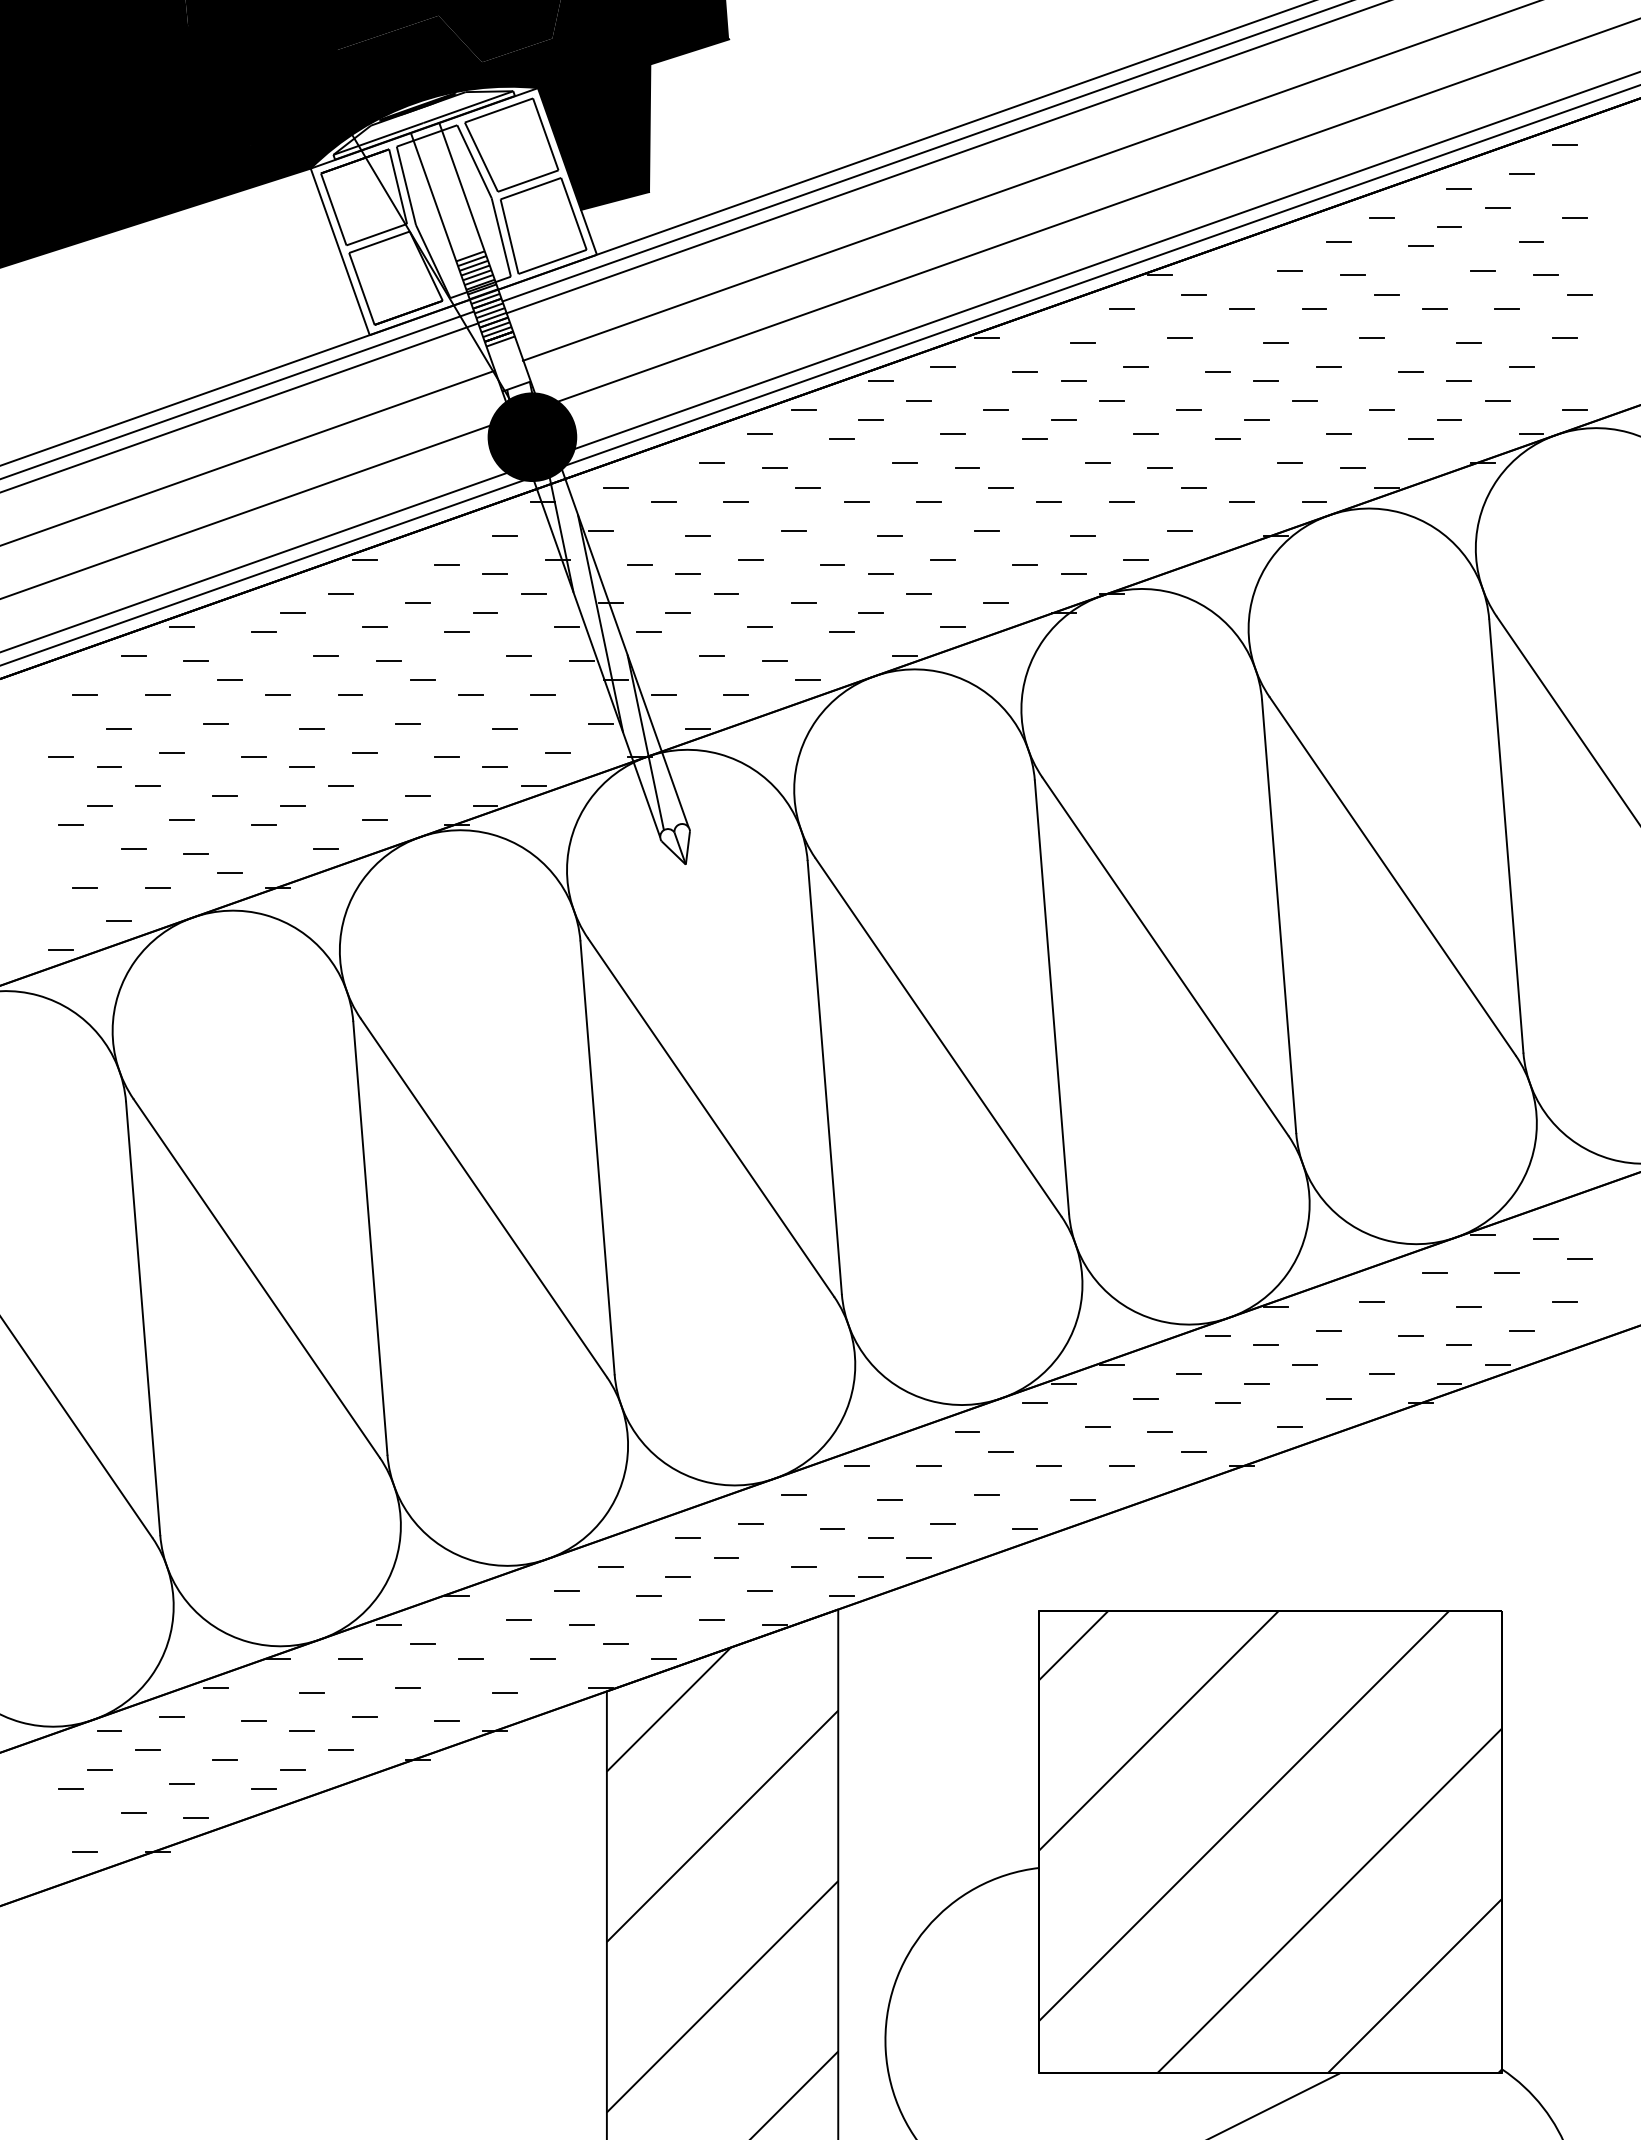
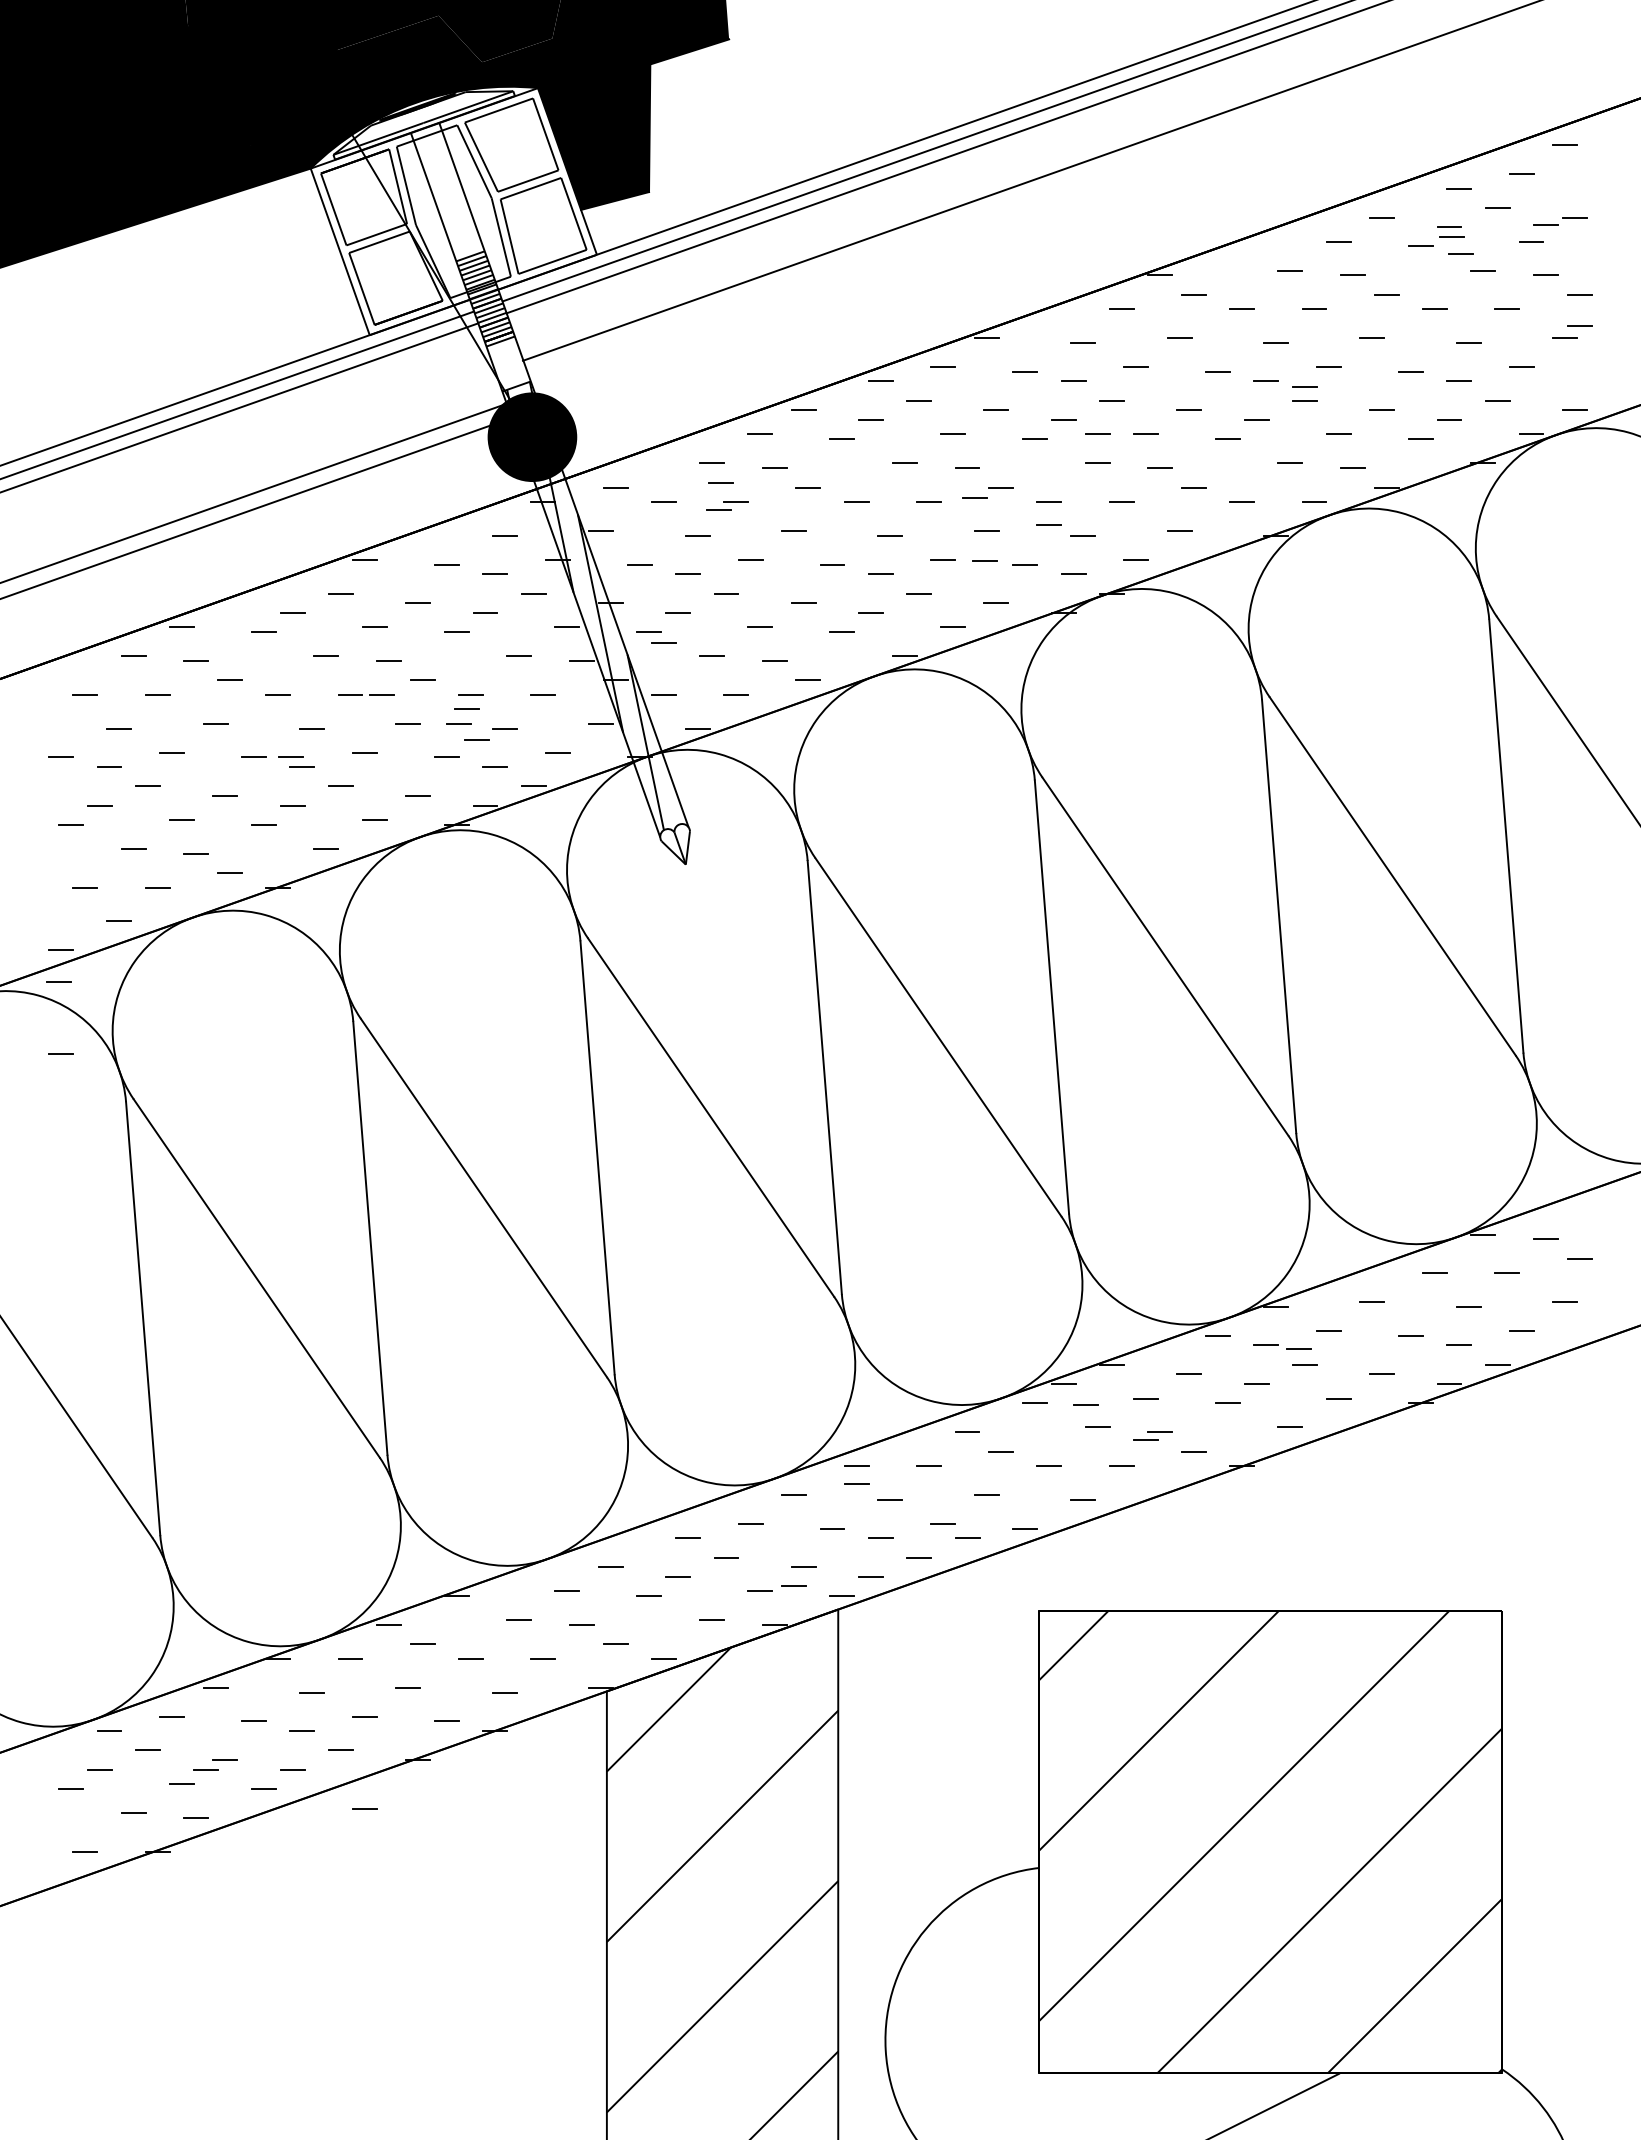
line: present -> none (1088, 213)
line: none -> present (1545, 224)
line: none -> present (1451, 236)
line: none -> present (1460, 253)
line: present -> none (1096, 263)
line: present -> none (1099, 276)
line: none -> present (1579, 325)
line: none -> present (1304, 386)
line: none -> present (1097, 433)
line position: (248, 457) -> (254, 492) (254, 492)
line: none -> present (720, 482)
line: none -> present (974, 497)
line: none -> present (718, 509)
line: none -> present (1048, 524)
line: present -> none (265, 558)
line: none -> present (984, 560)
line: present -> none (267, 570)
line: none -> present (663, 642)
line: none -> present (381, 694)
line: none -> present (466, 708)
line: none -> present (458, 723)
line: none -> present (476, 739)
line: none -> present (290, 756)
line: none -> present (58, 981)
line: none -> present (60, 1053)
line: none -> present (1298, 1348)
line: none -> present (1085, 1404)
line: none -> present (1145, 1439)
line: none -> present (856, 1483)
line: none -> present (967, 1537)
line: none -> present (793, 1585)
line: none -> present (205, 1769)
line: none -> present (364, 1808)
